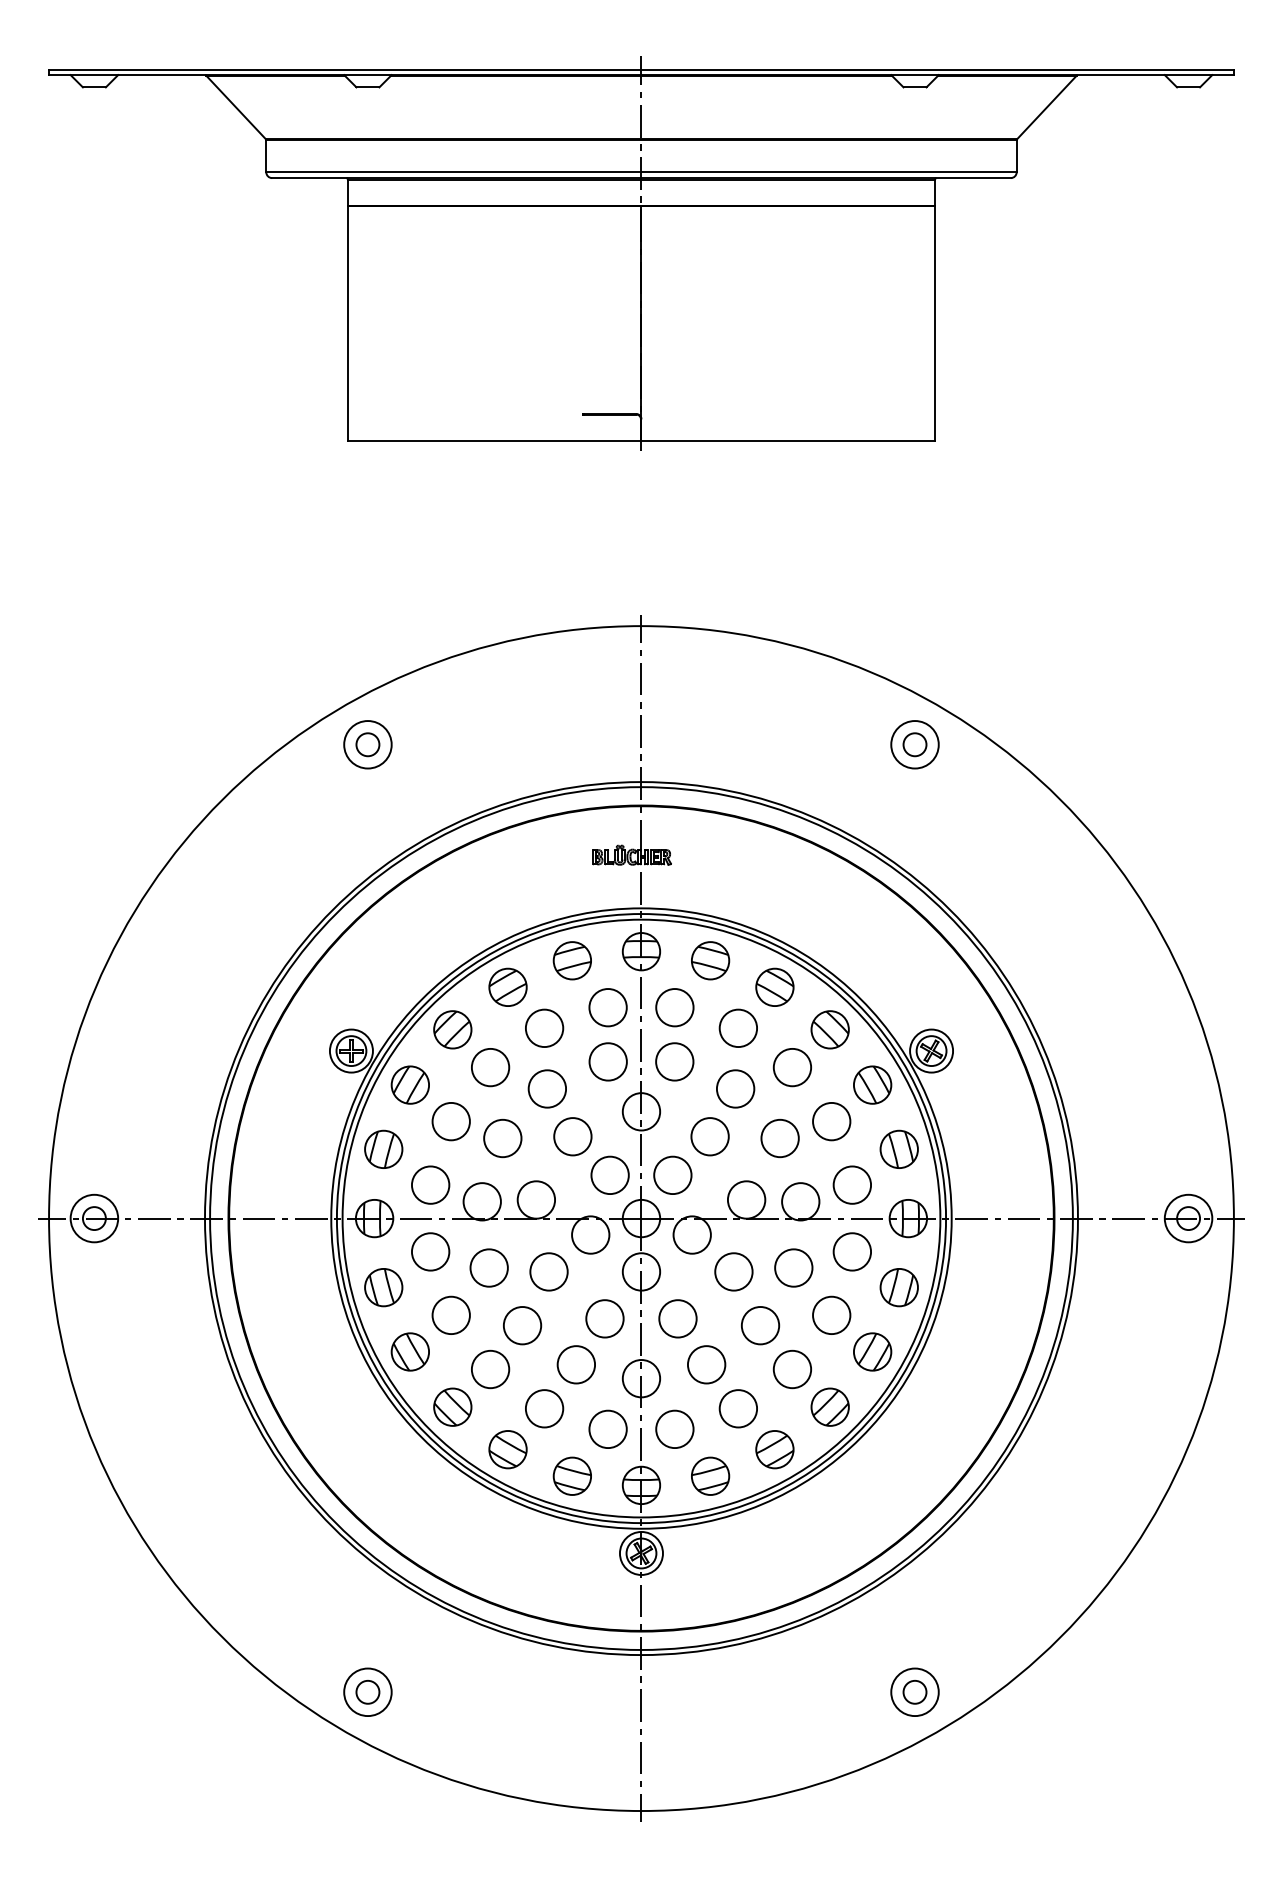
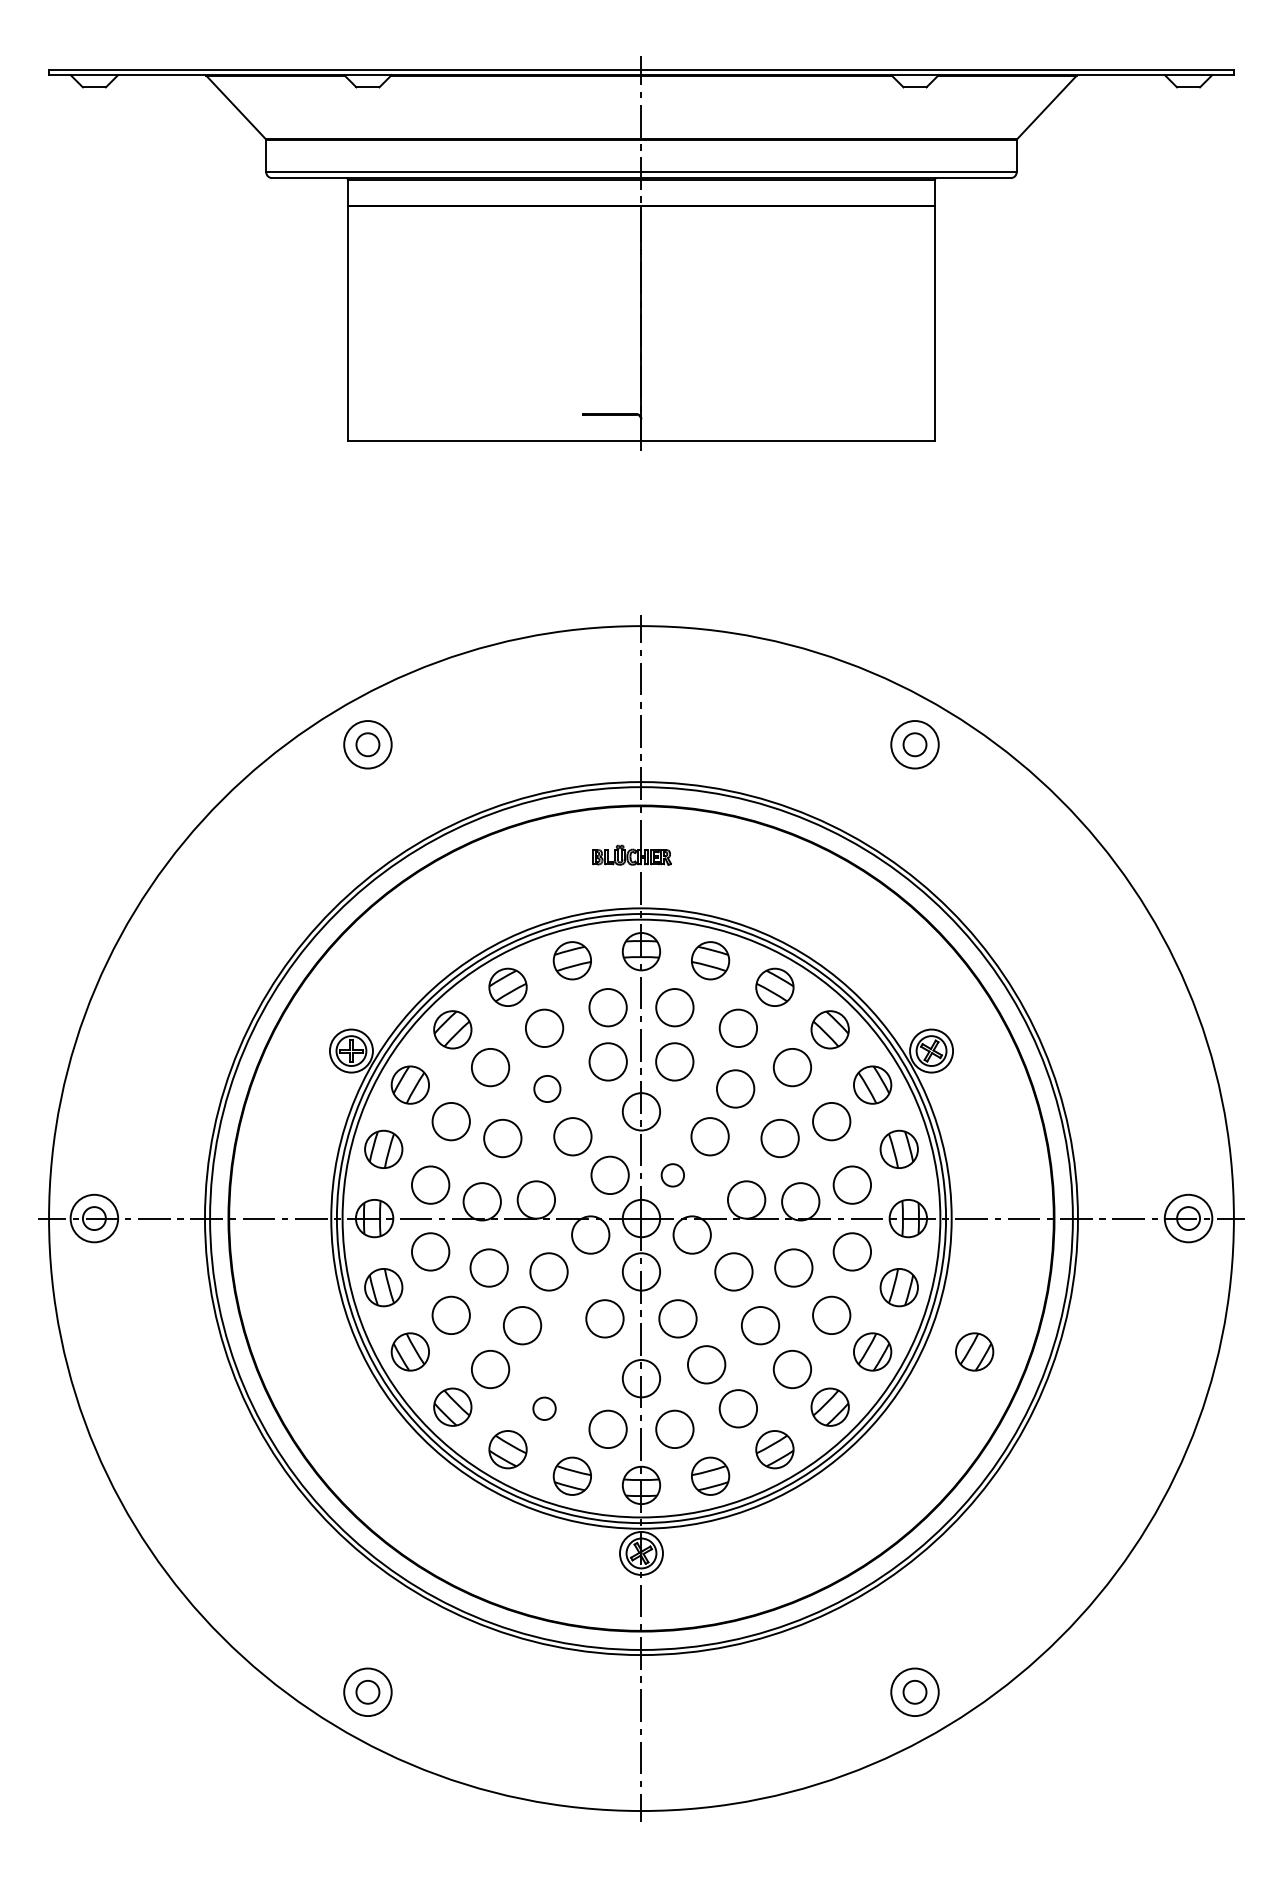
circle diameter: 37 px -> 26 px (547, 1088)
circle diameter: 37 px -> 22 px (672, 1175)
part: none -> present (974, 1351)
circle: present -> none (575, 1364)
circle diameter: 37 px -> 22 px (544, 1408)
